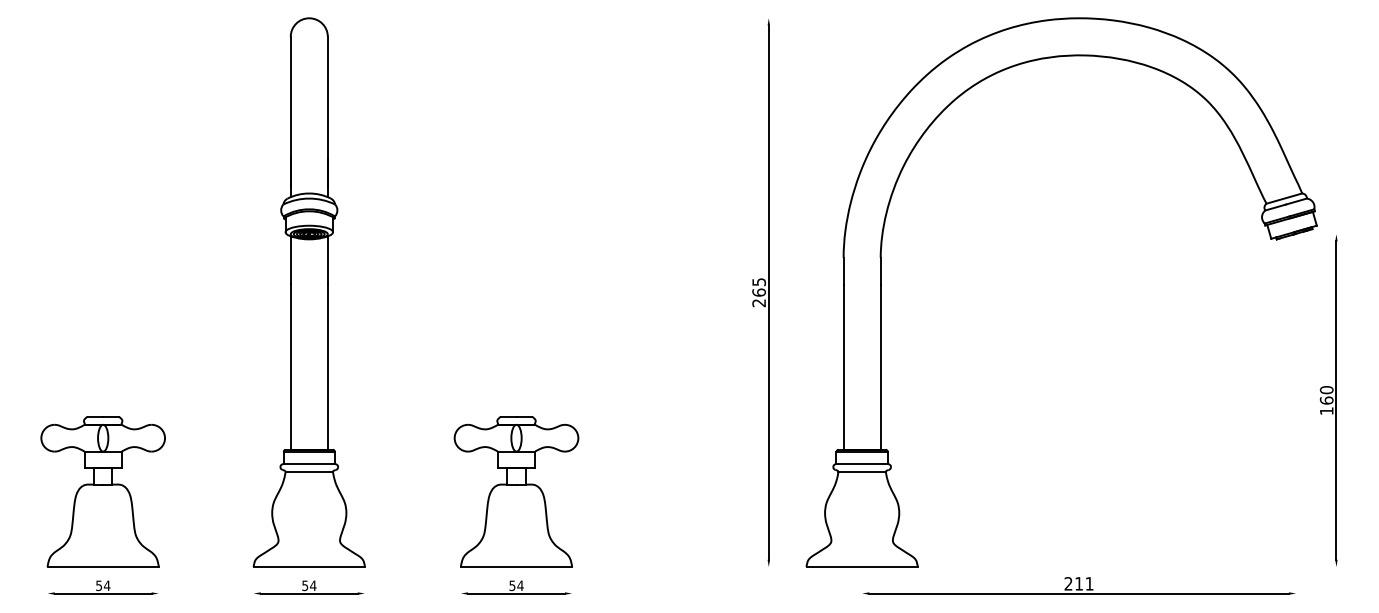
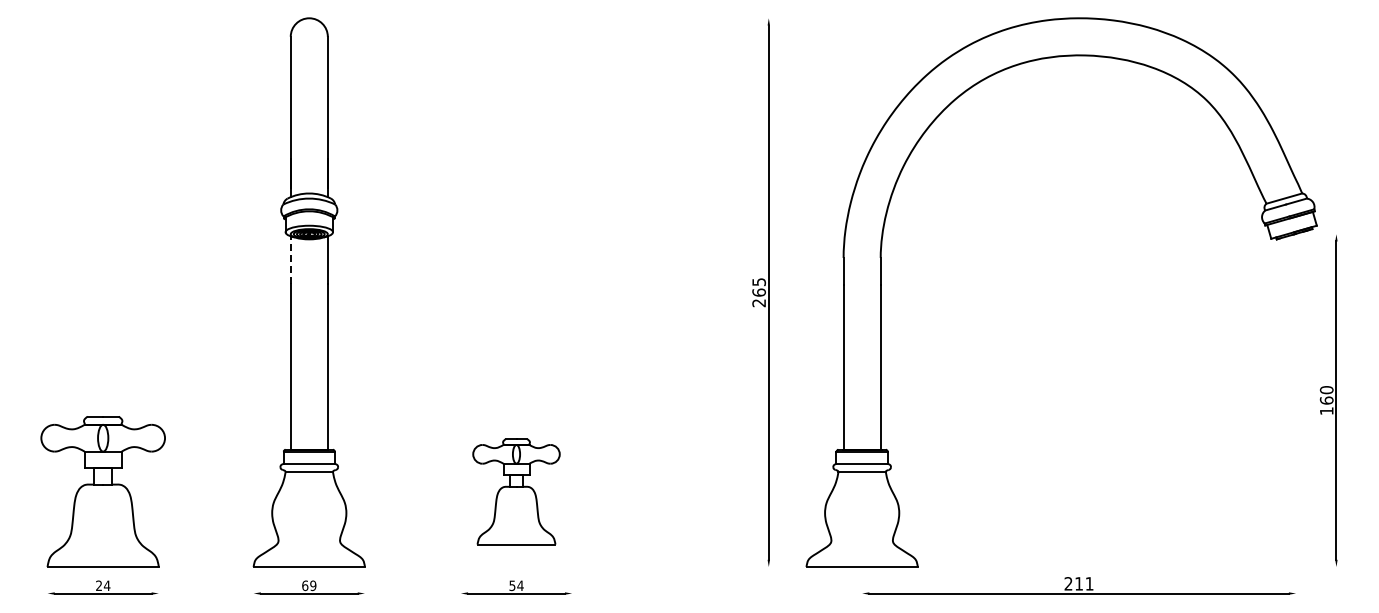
line: solid -> dashed (290, 260)
part size: 127x152 px -> 89x108 px (516, 491)
text: 54 -> 24 (98, 585)
text: 54 -> 69 (309, 585)
